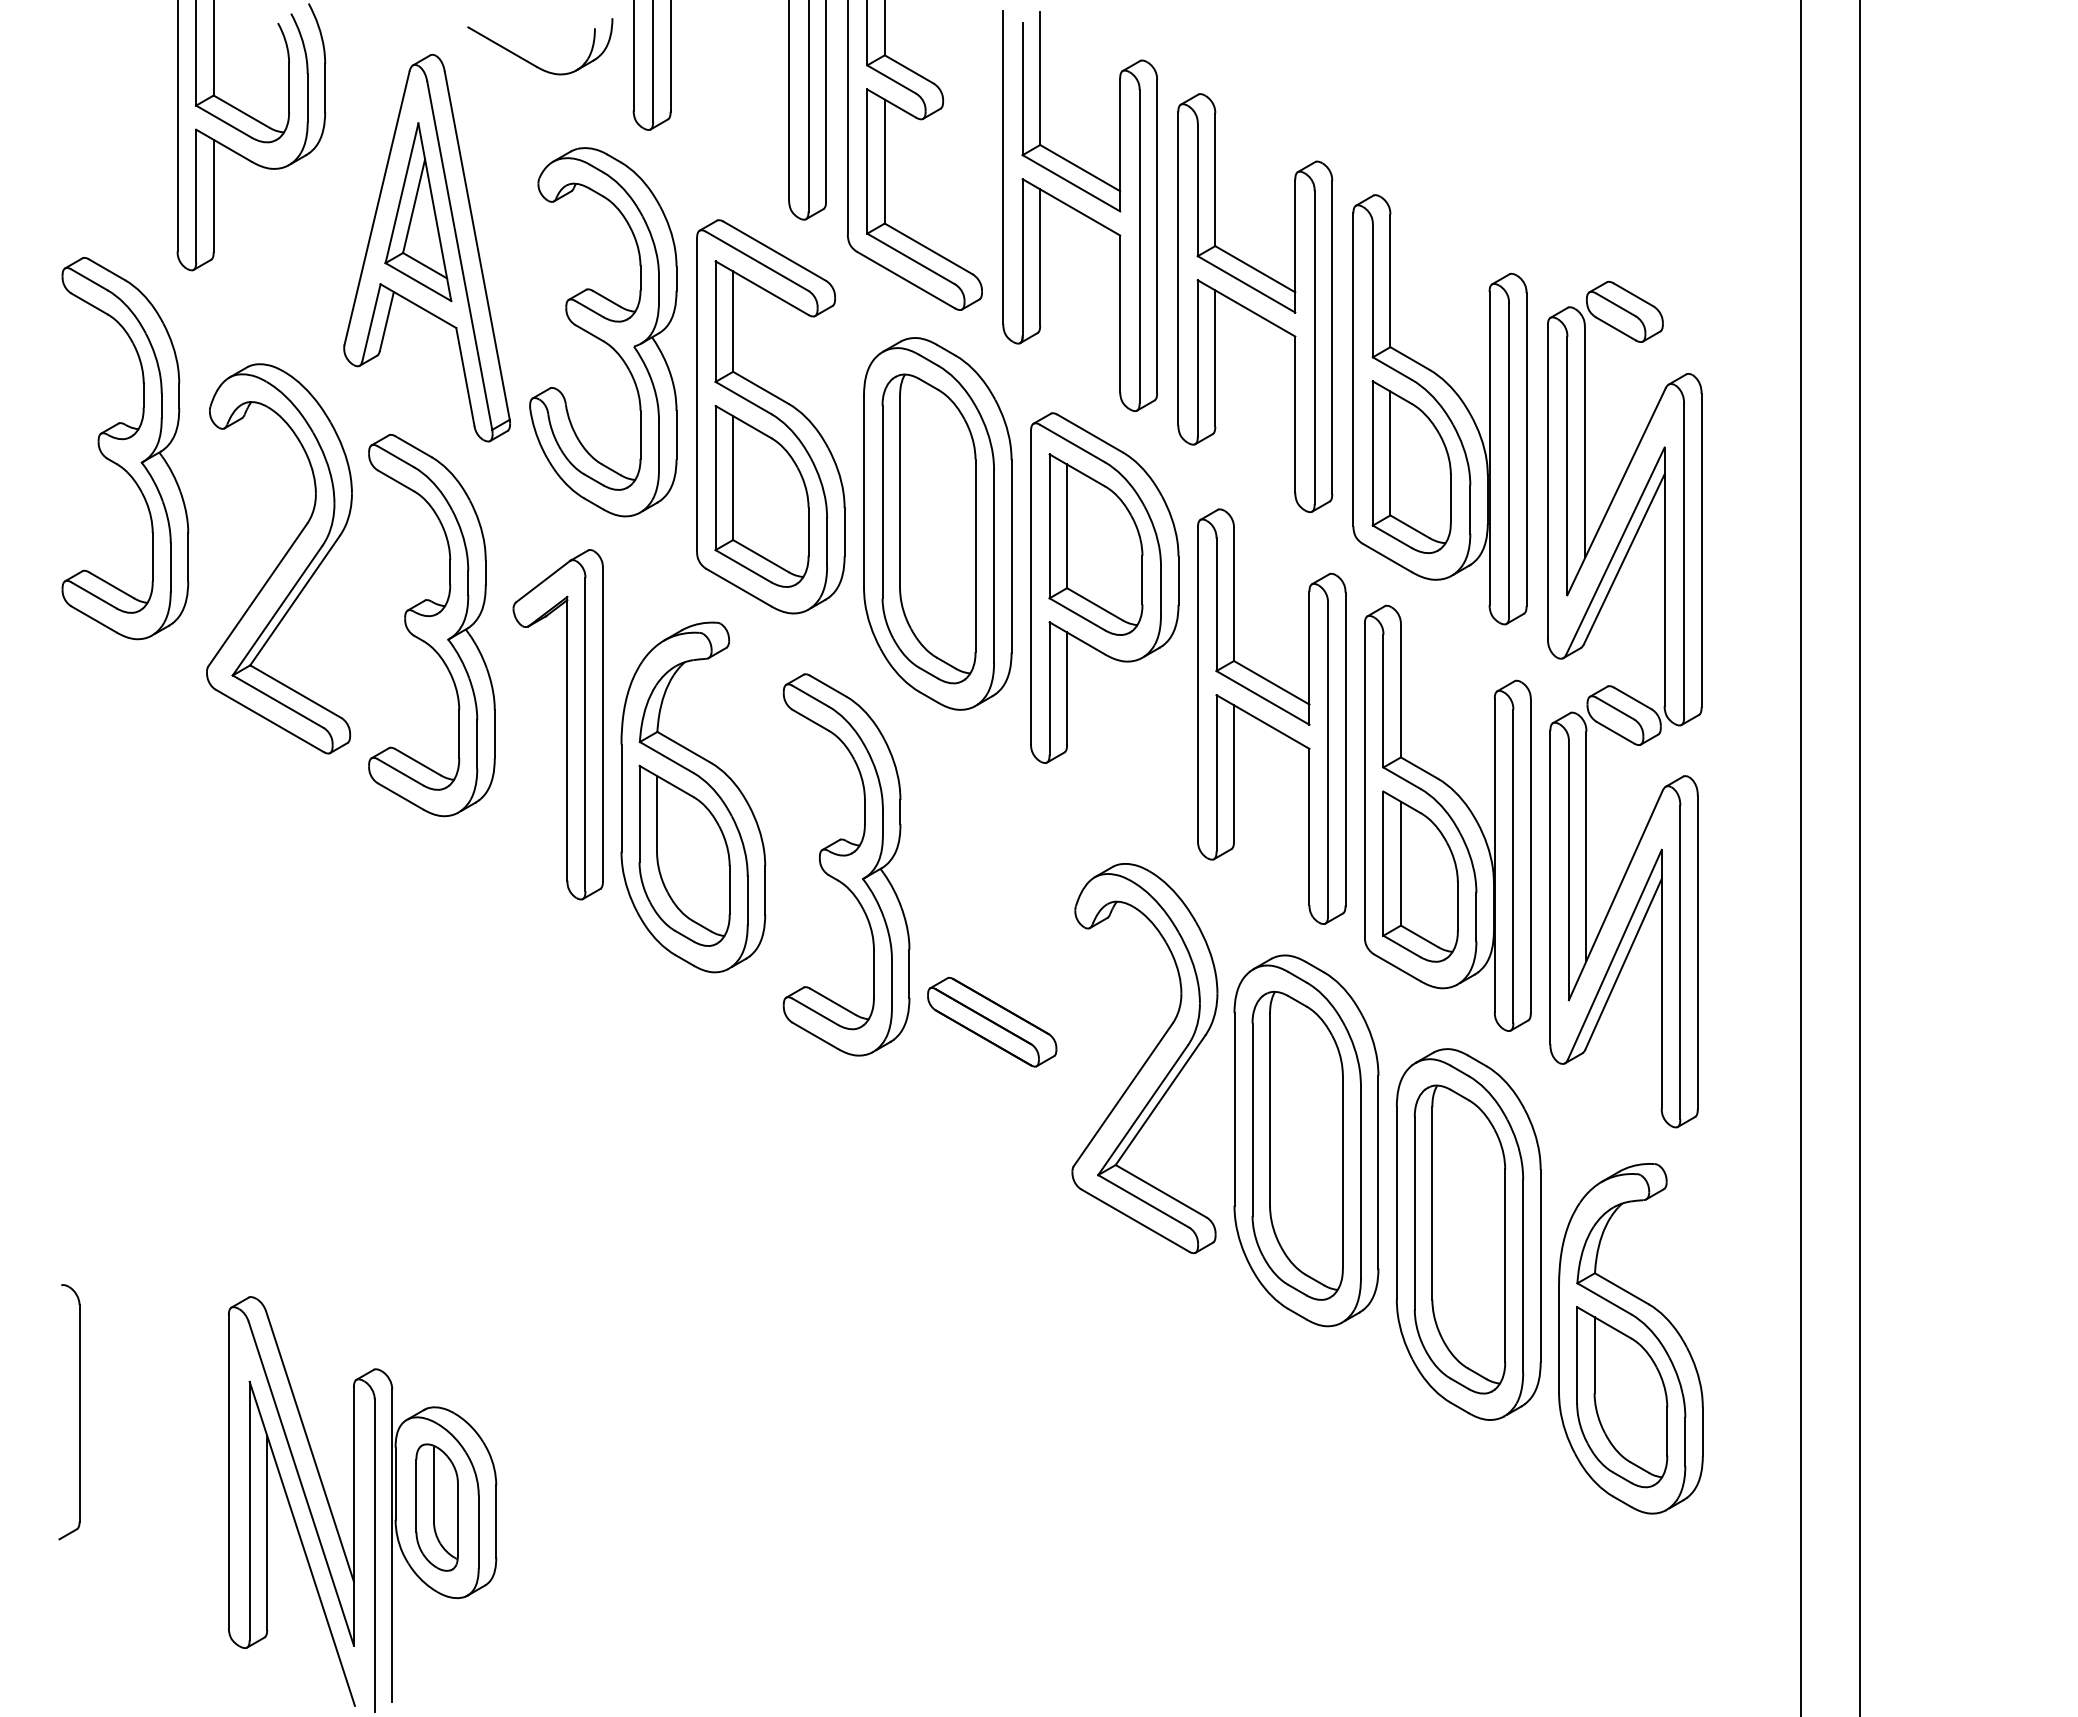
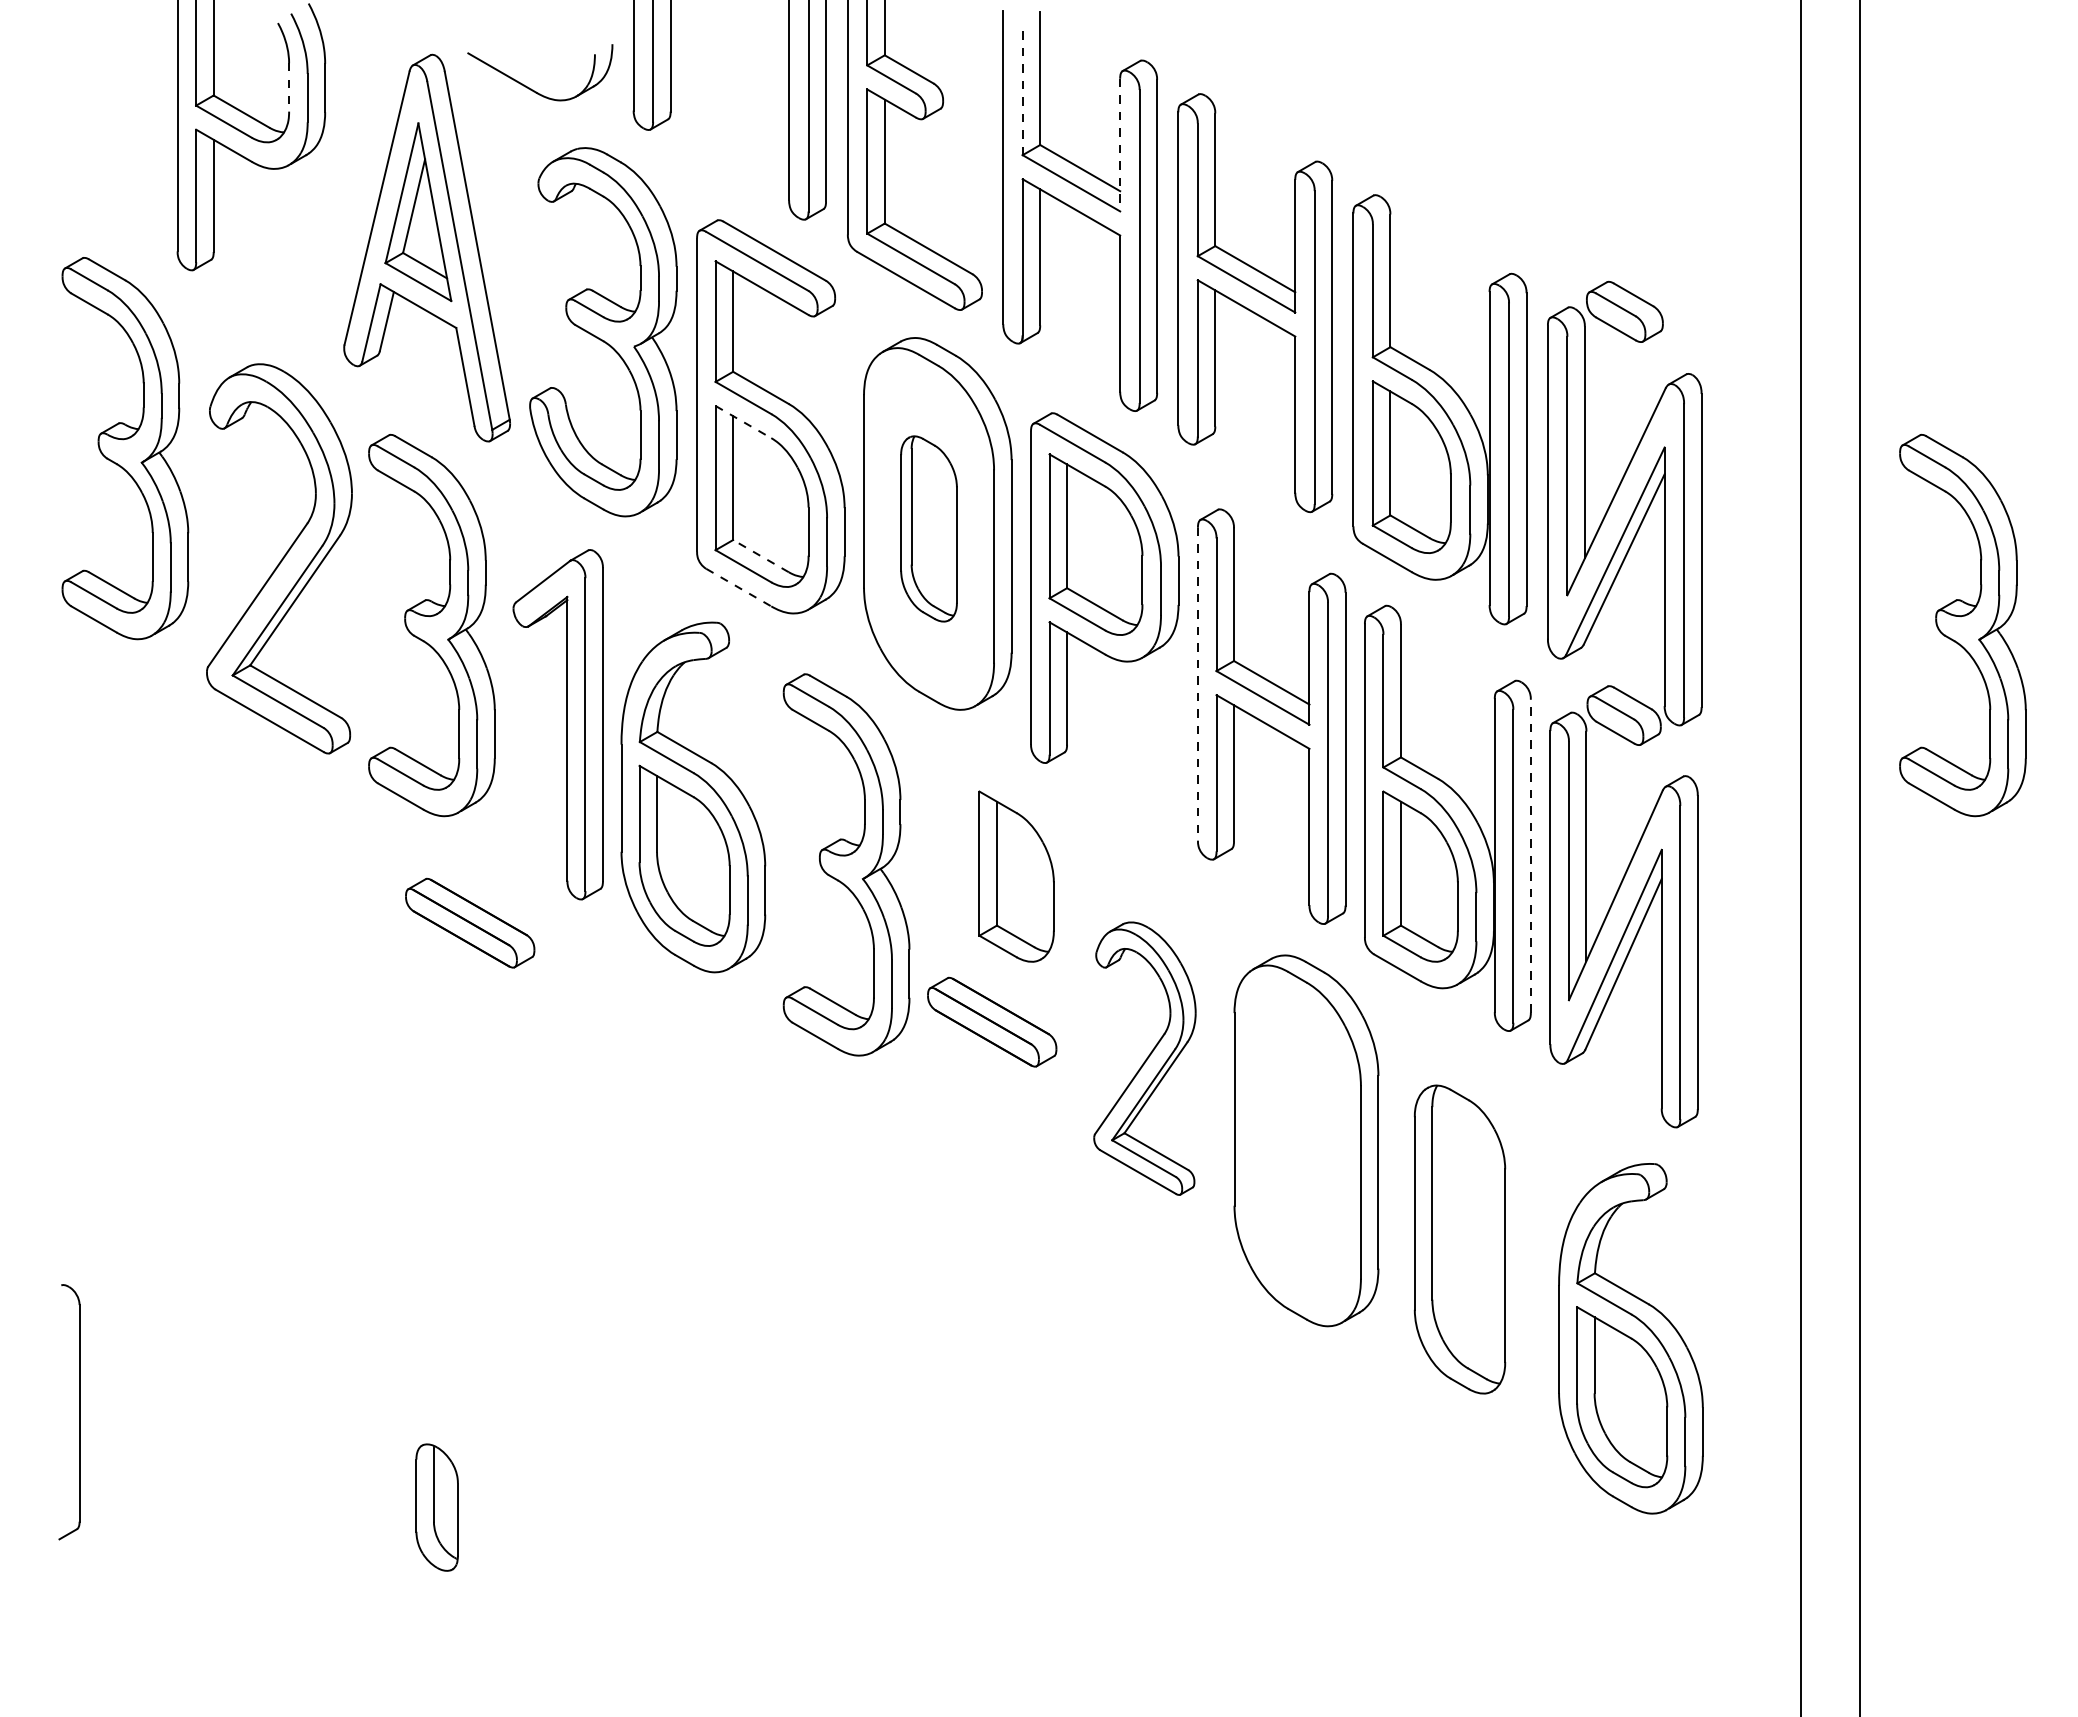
part position: (531, 62) -> (531, 88) (531, 88)
line: solid -> dashed (289, 87)
line: solid -> dashed (1022, 88)
line: solid -> dashed (1120, 145)
line: solid -> dashed (743, 422)
part size: 96x312 px -> 58x188 px (928, 528)
line: solid -> dashed (760, 555)
line: solid -> dashed (739, 587)
part: none -> present (1962, 625)
line: solid -> dashed (1197, 684)
line: solid -> dashed (1530, 855)
part: none -> present (1016, 876)
part: none -> present (470, 922)
part size: 148x392 px -> 104x275 px (1144, 1058)
part: present -> none (1297, 1145)
part: present -> none (1468, 1234)
part: present -> none (354, 1504)
